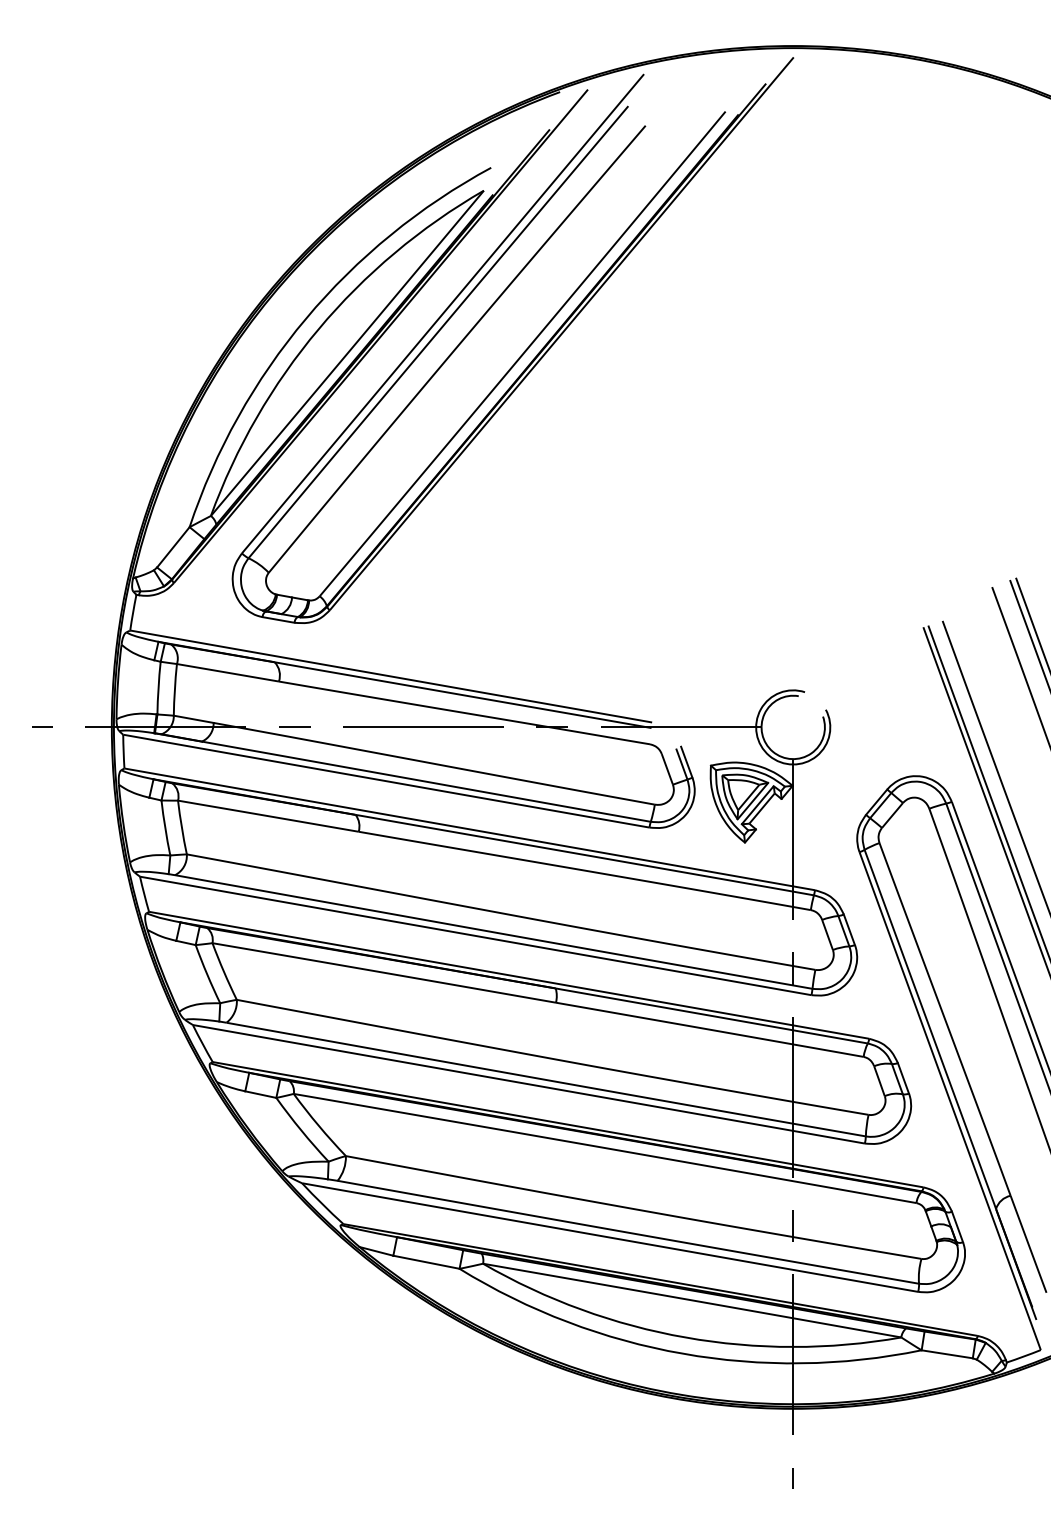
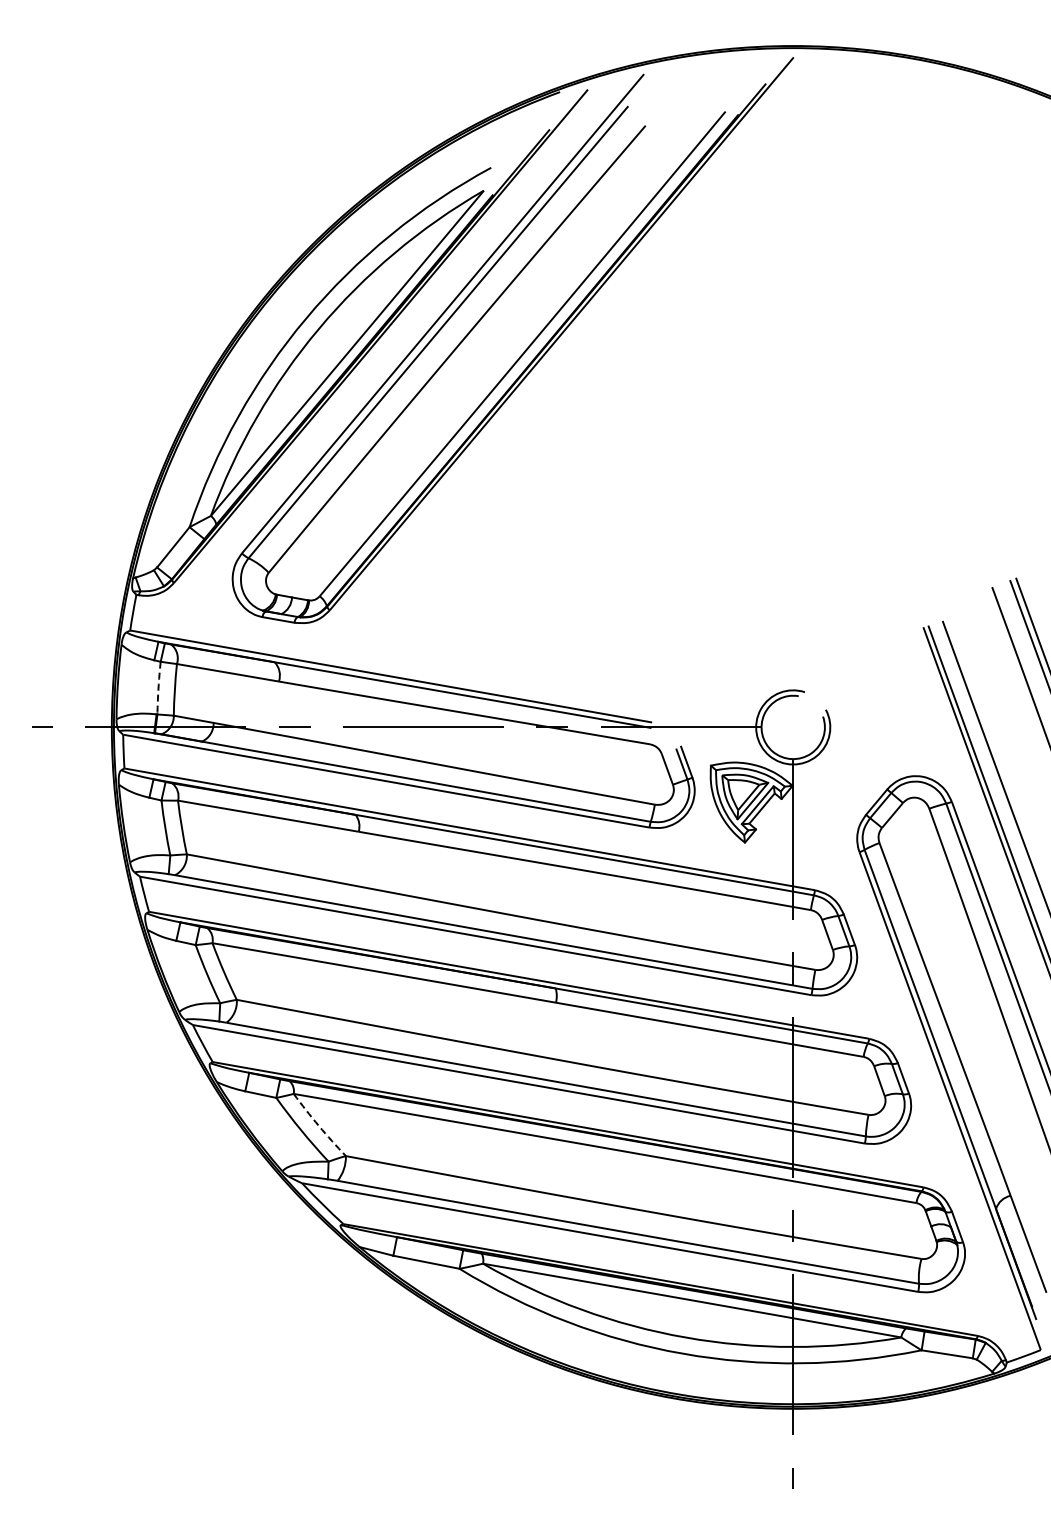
arc: solid -> dashed (158, 688)
arc: solid -> dashed (318, 1125)
